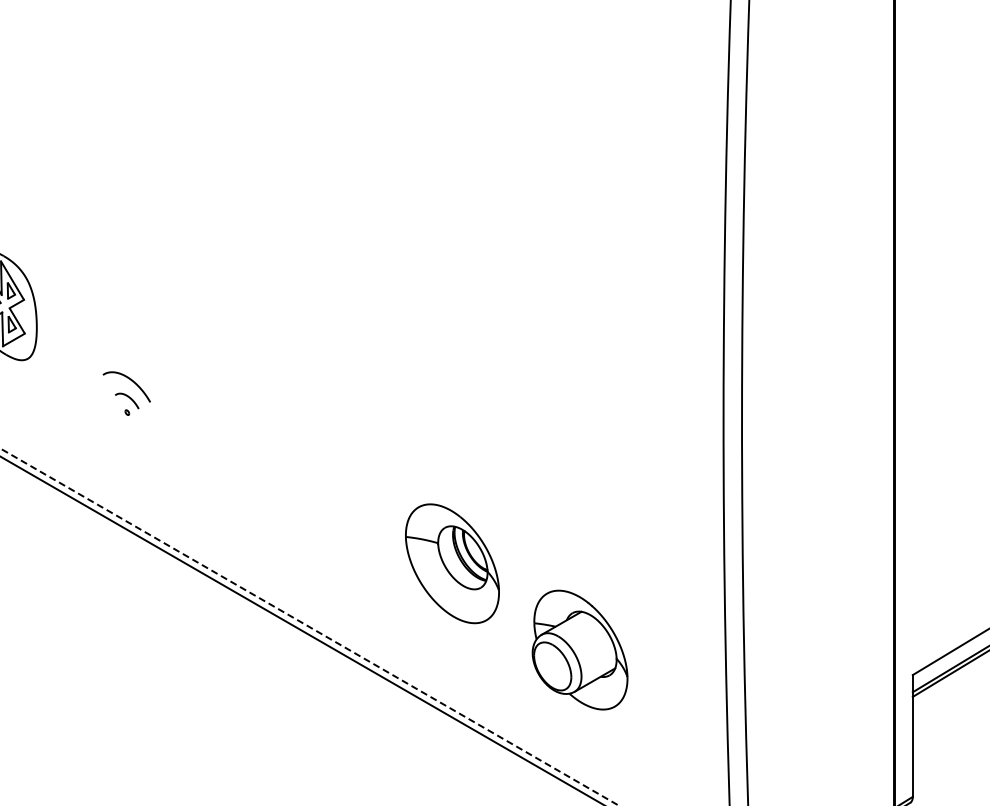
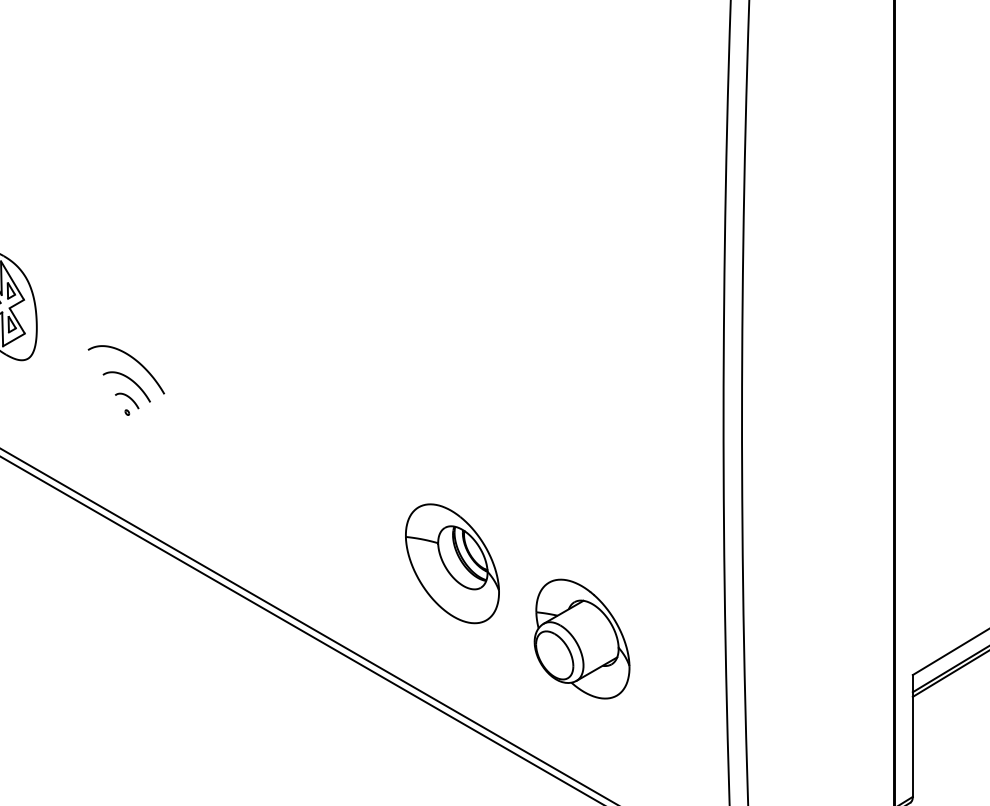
curve: none -> present (134, 360)
line: dashed -> solid (309, 627)
part position: (579, 649) -> (581, 638) (581, 638)
